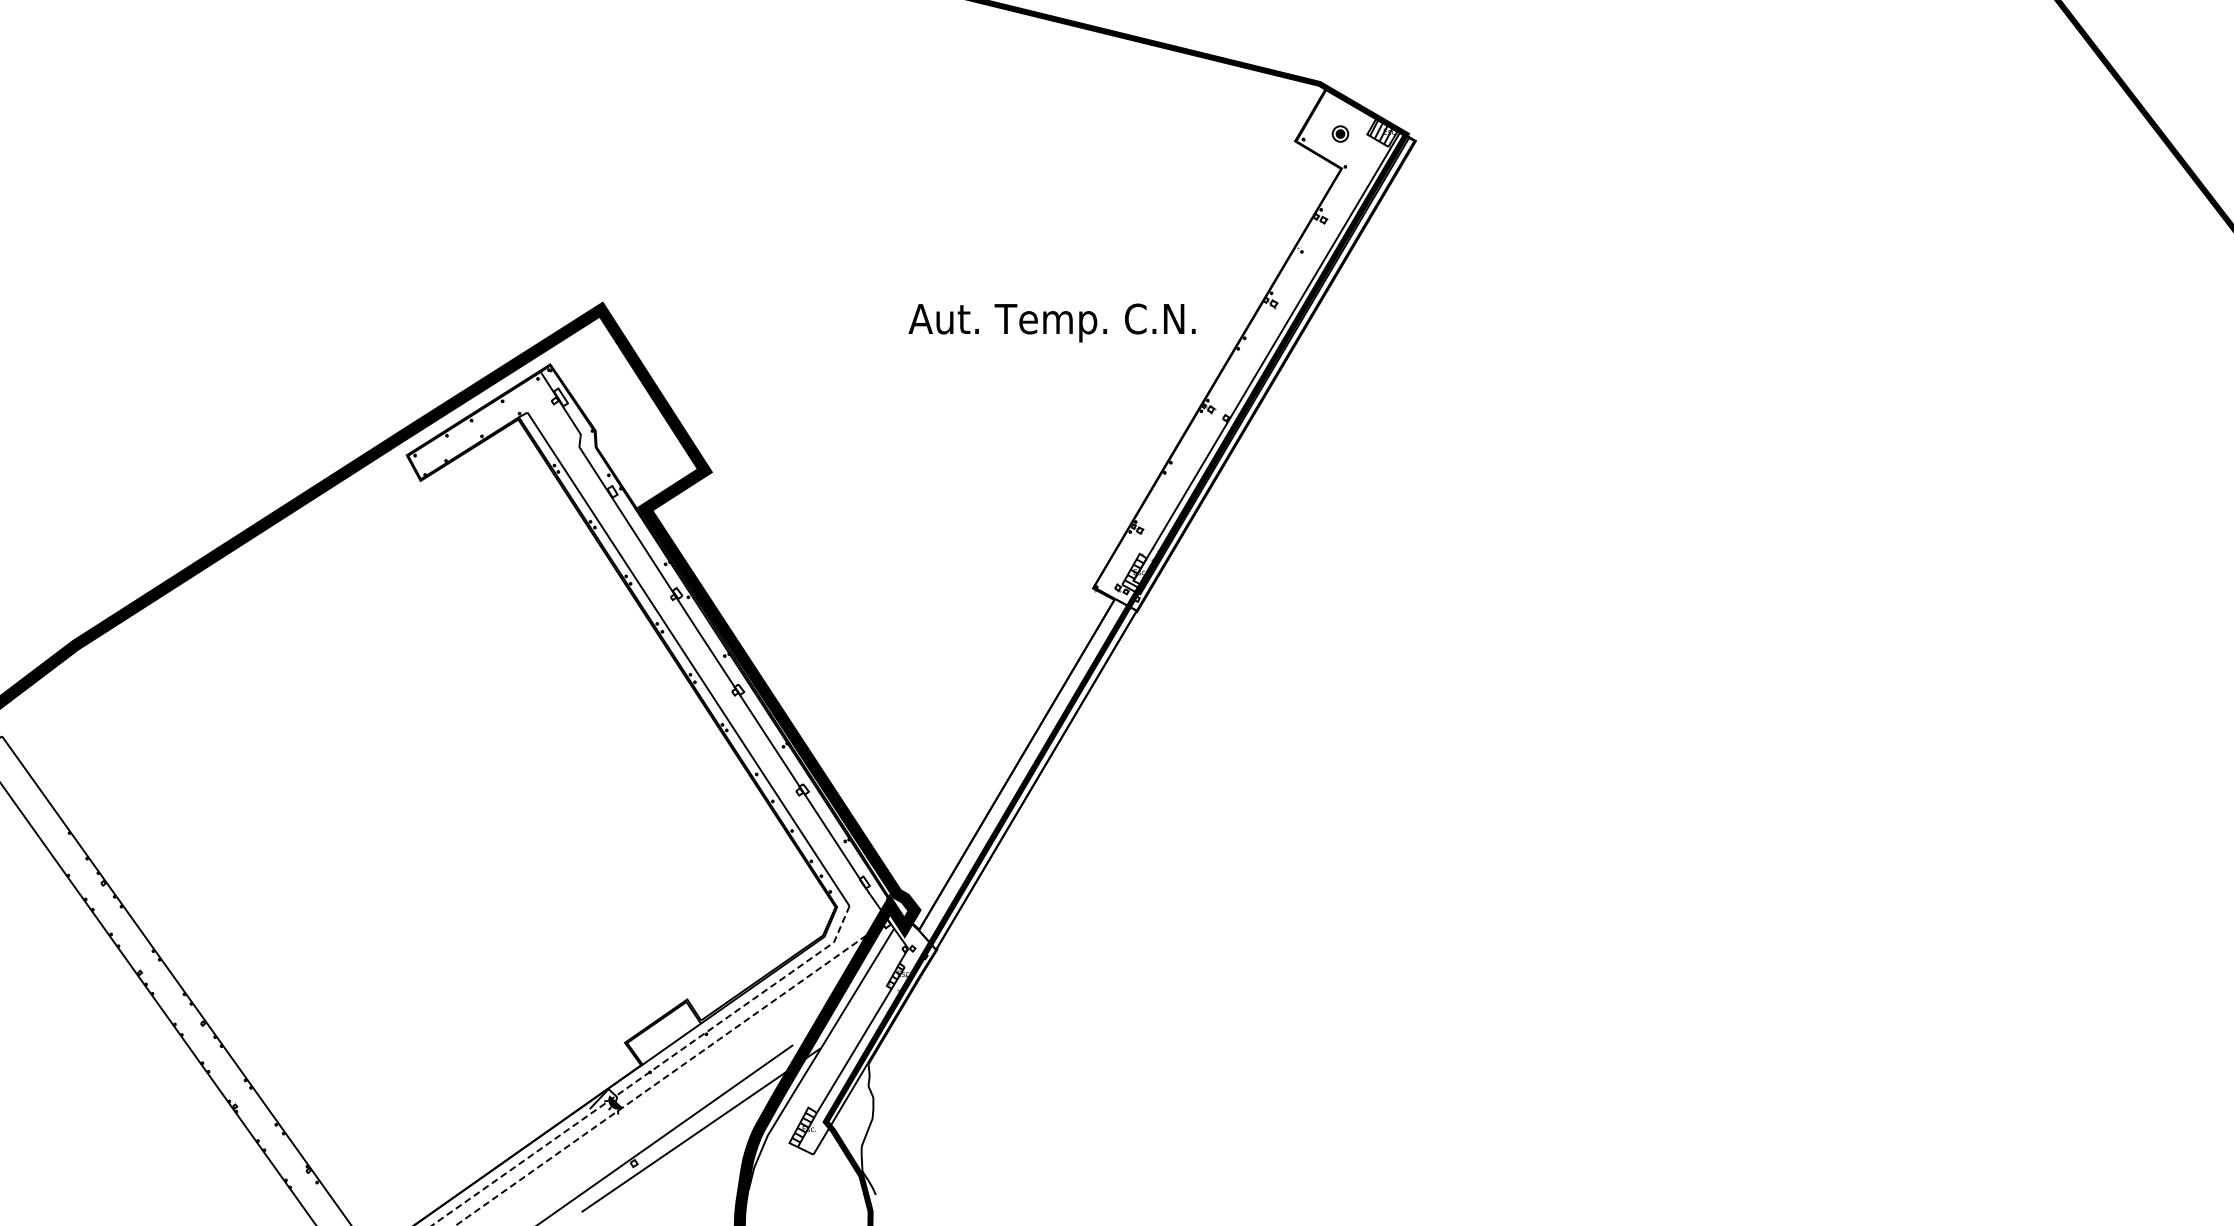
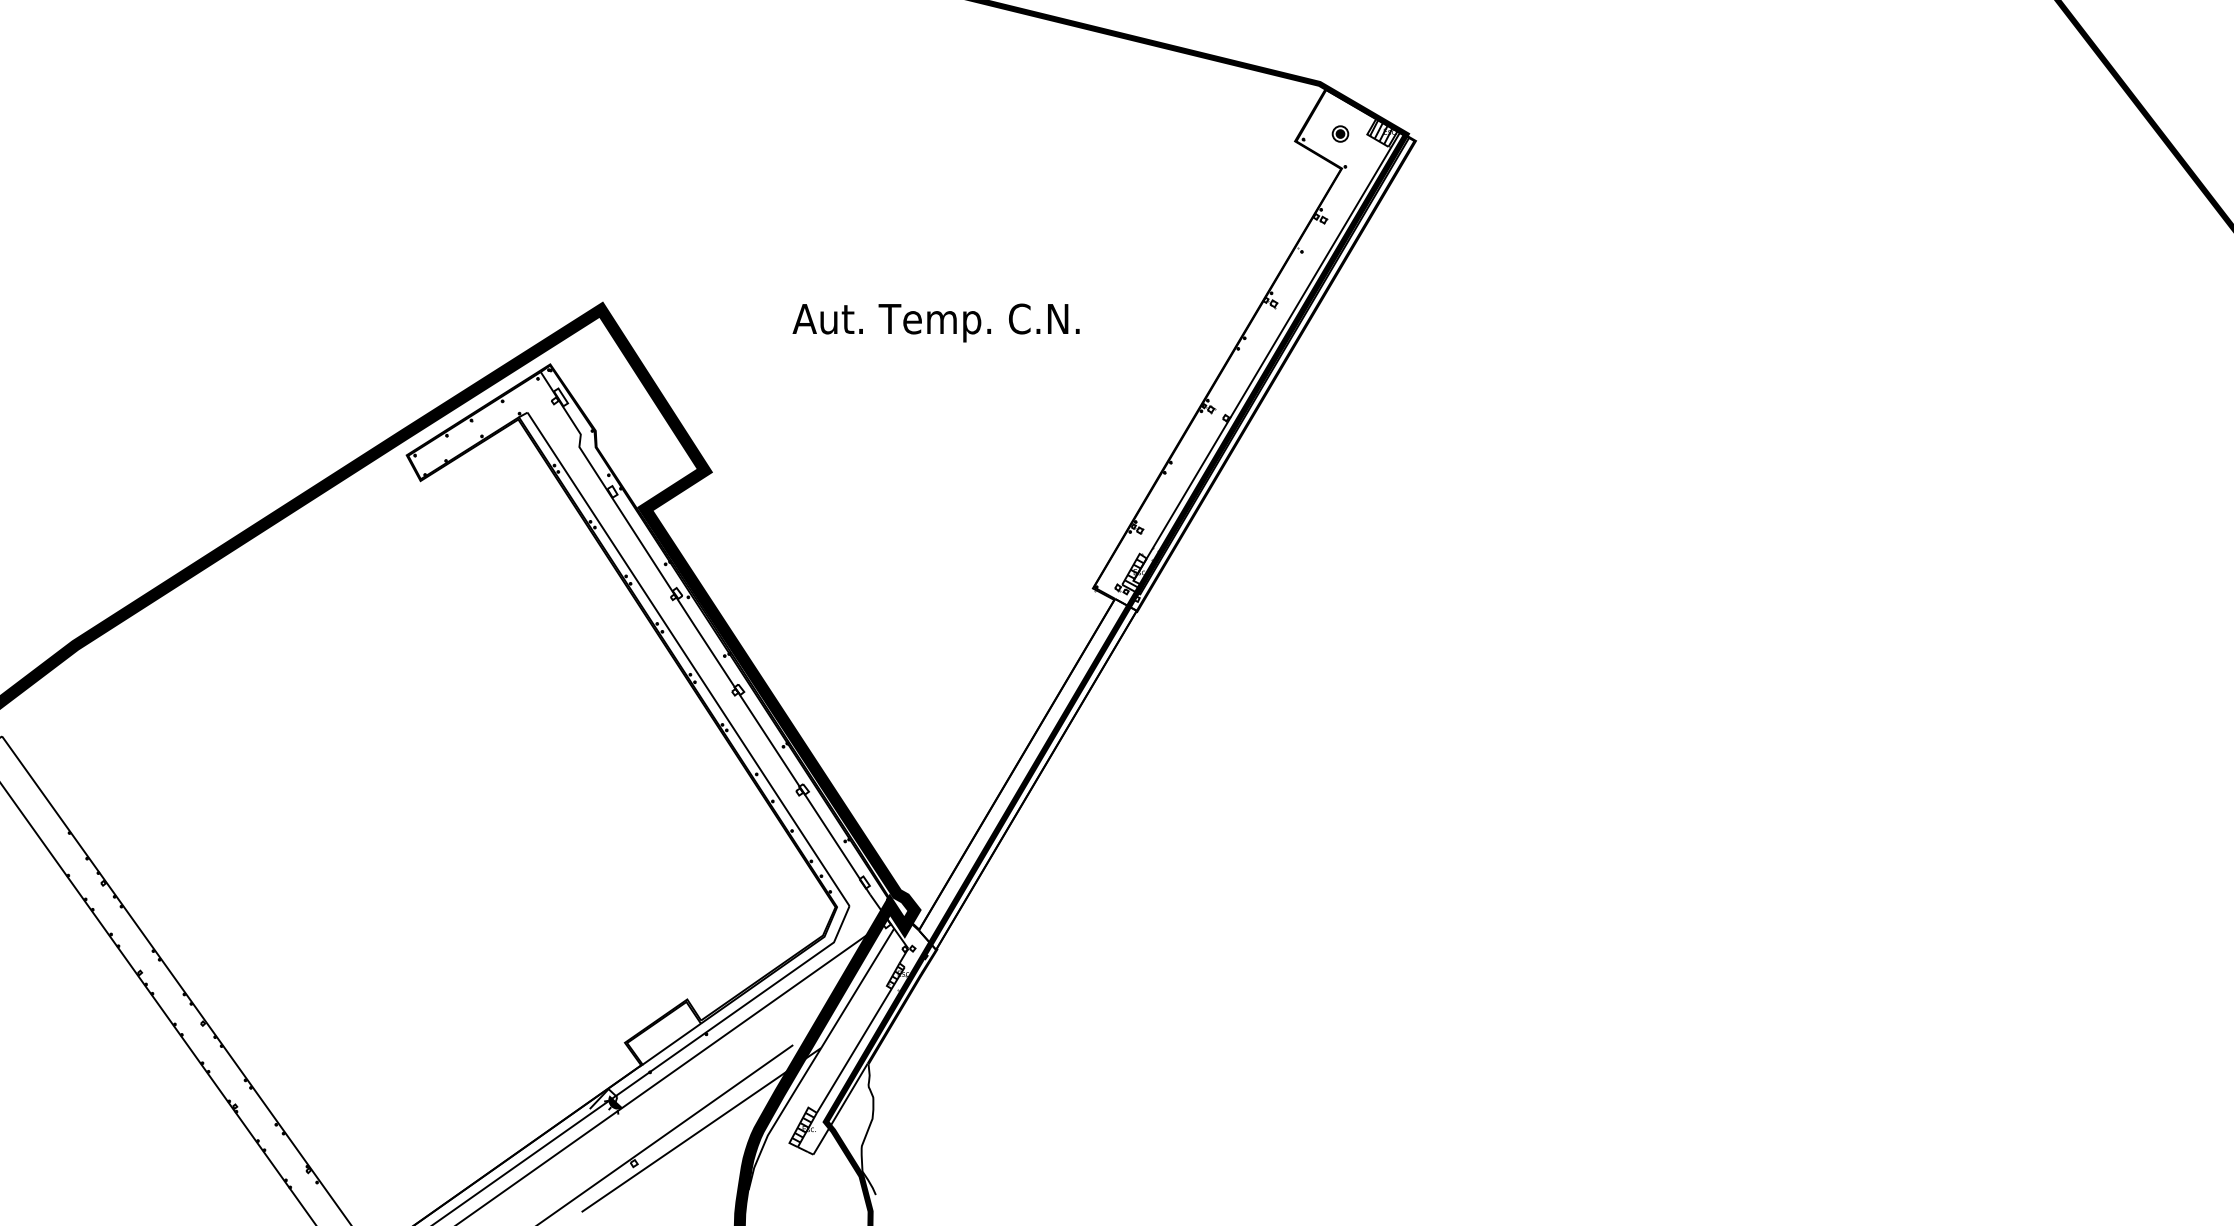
text position: (1051, 322) -> (935, 322) (935, 322)
line: dashed -> solid (649, 1072)
line: dashed -> solid (669, 1074)
